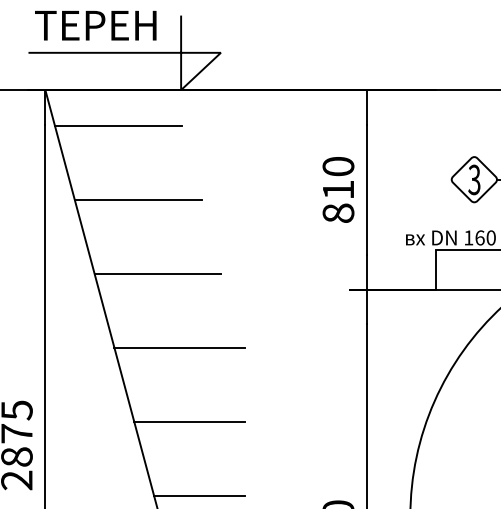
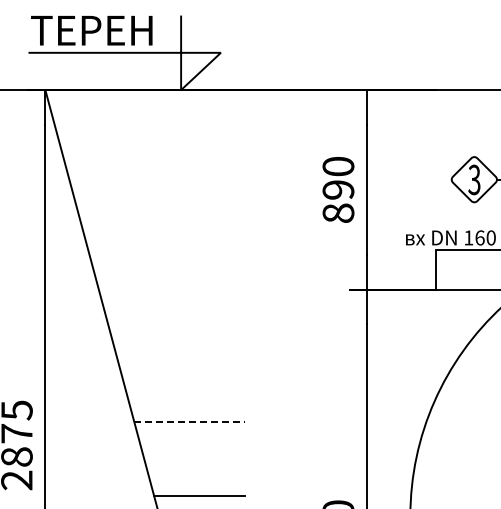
text position: (95, 25) -> (91, 30) (91, 30)
line: present -> none (117, 125)
text: 810 -> 890 (338, 189)
line: present -> none (137, 199)
line: present -> none (157, 273)
line: present -> none (179, 347)
line: solid -> dashed (189, 421)
